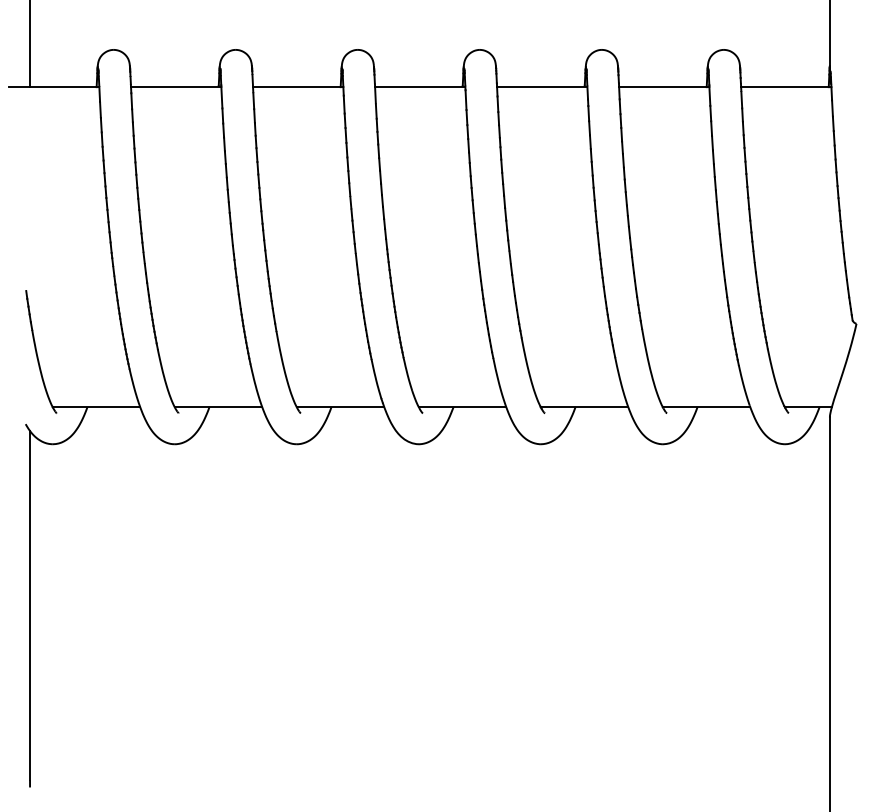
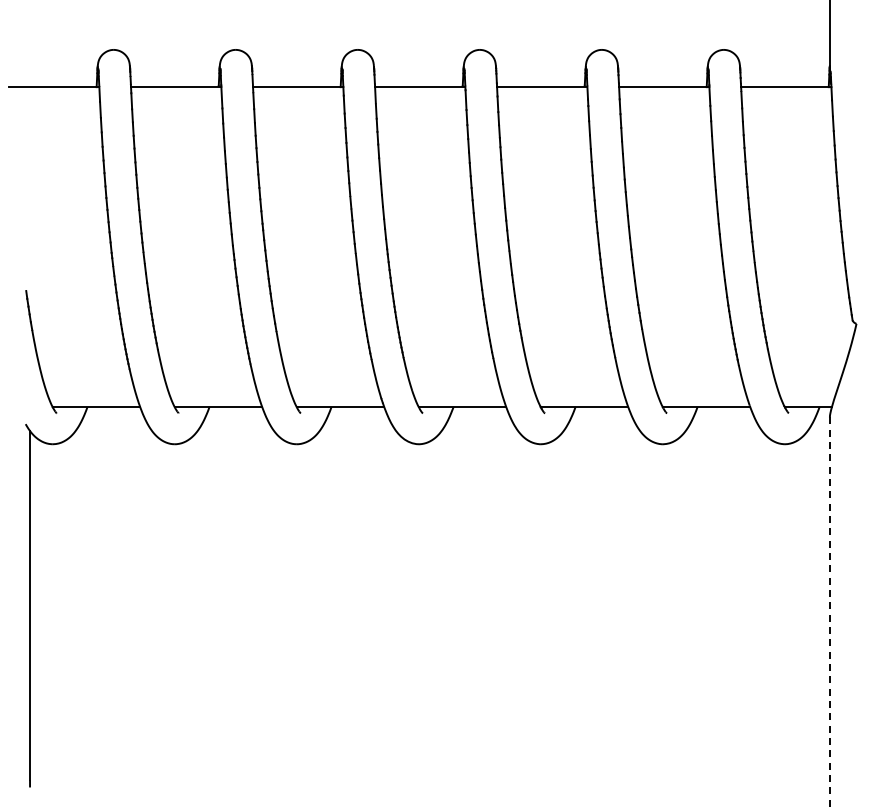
line: present -> none (30, 44)
line: solid -> dashed (829, 615)
